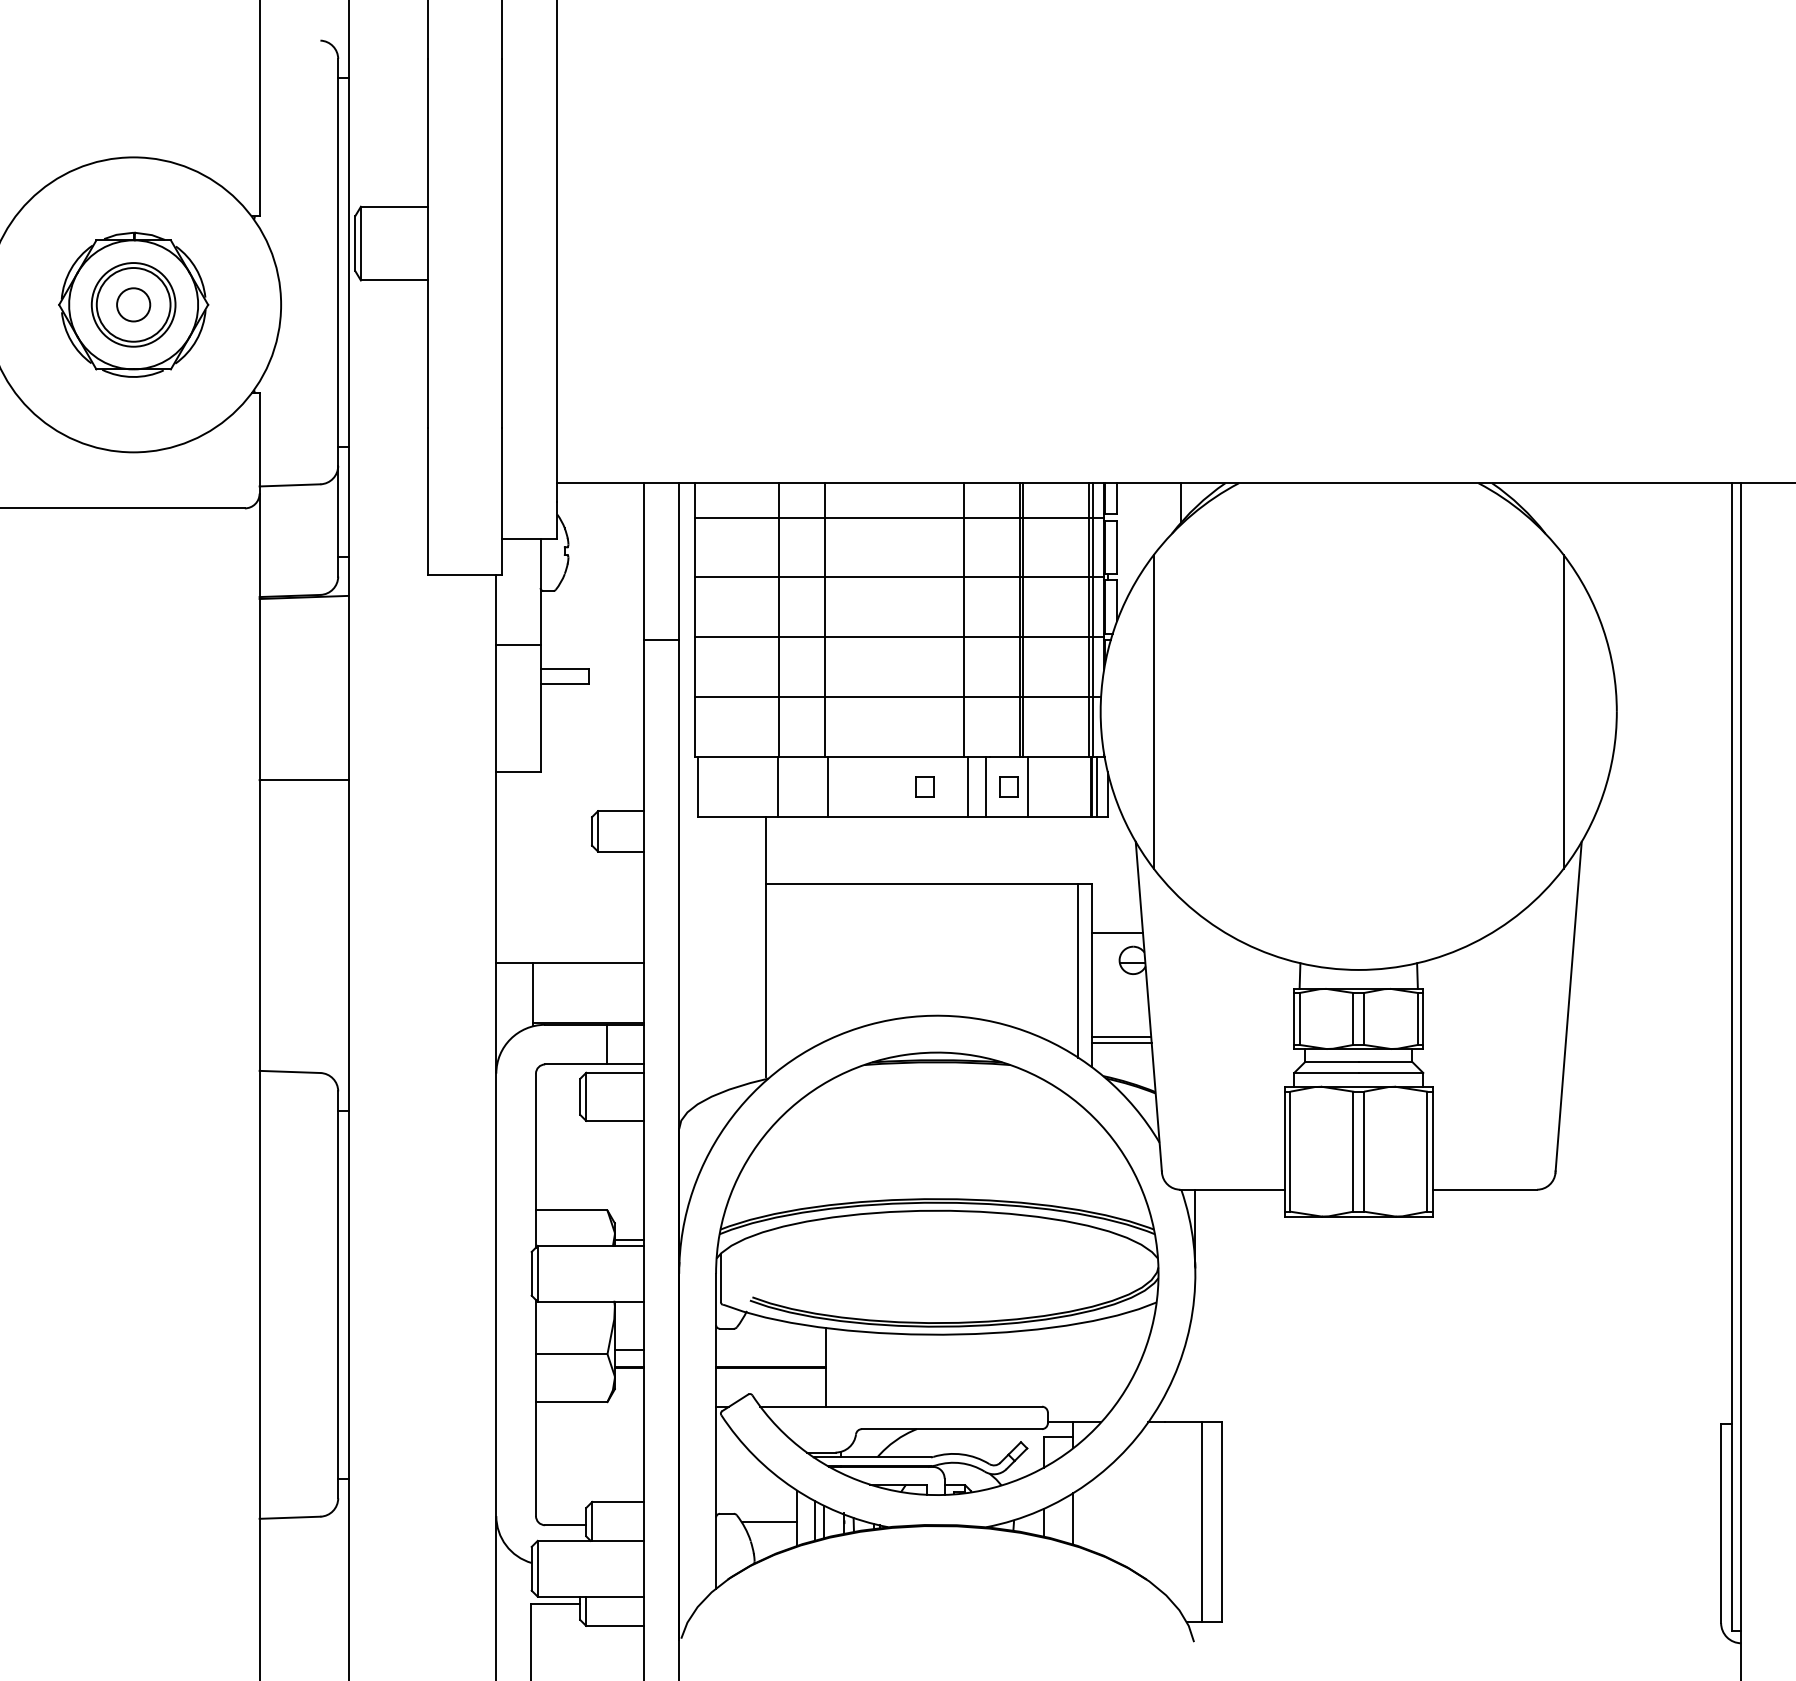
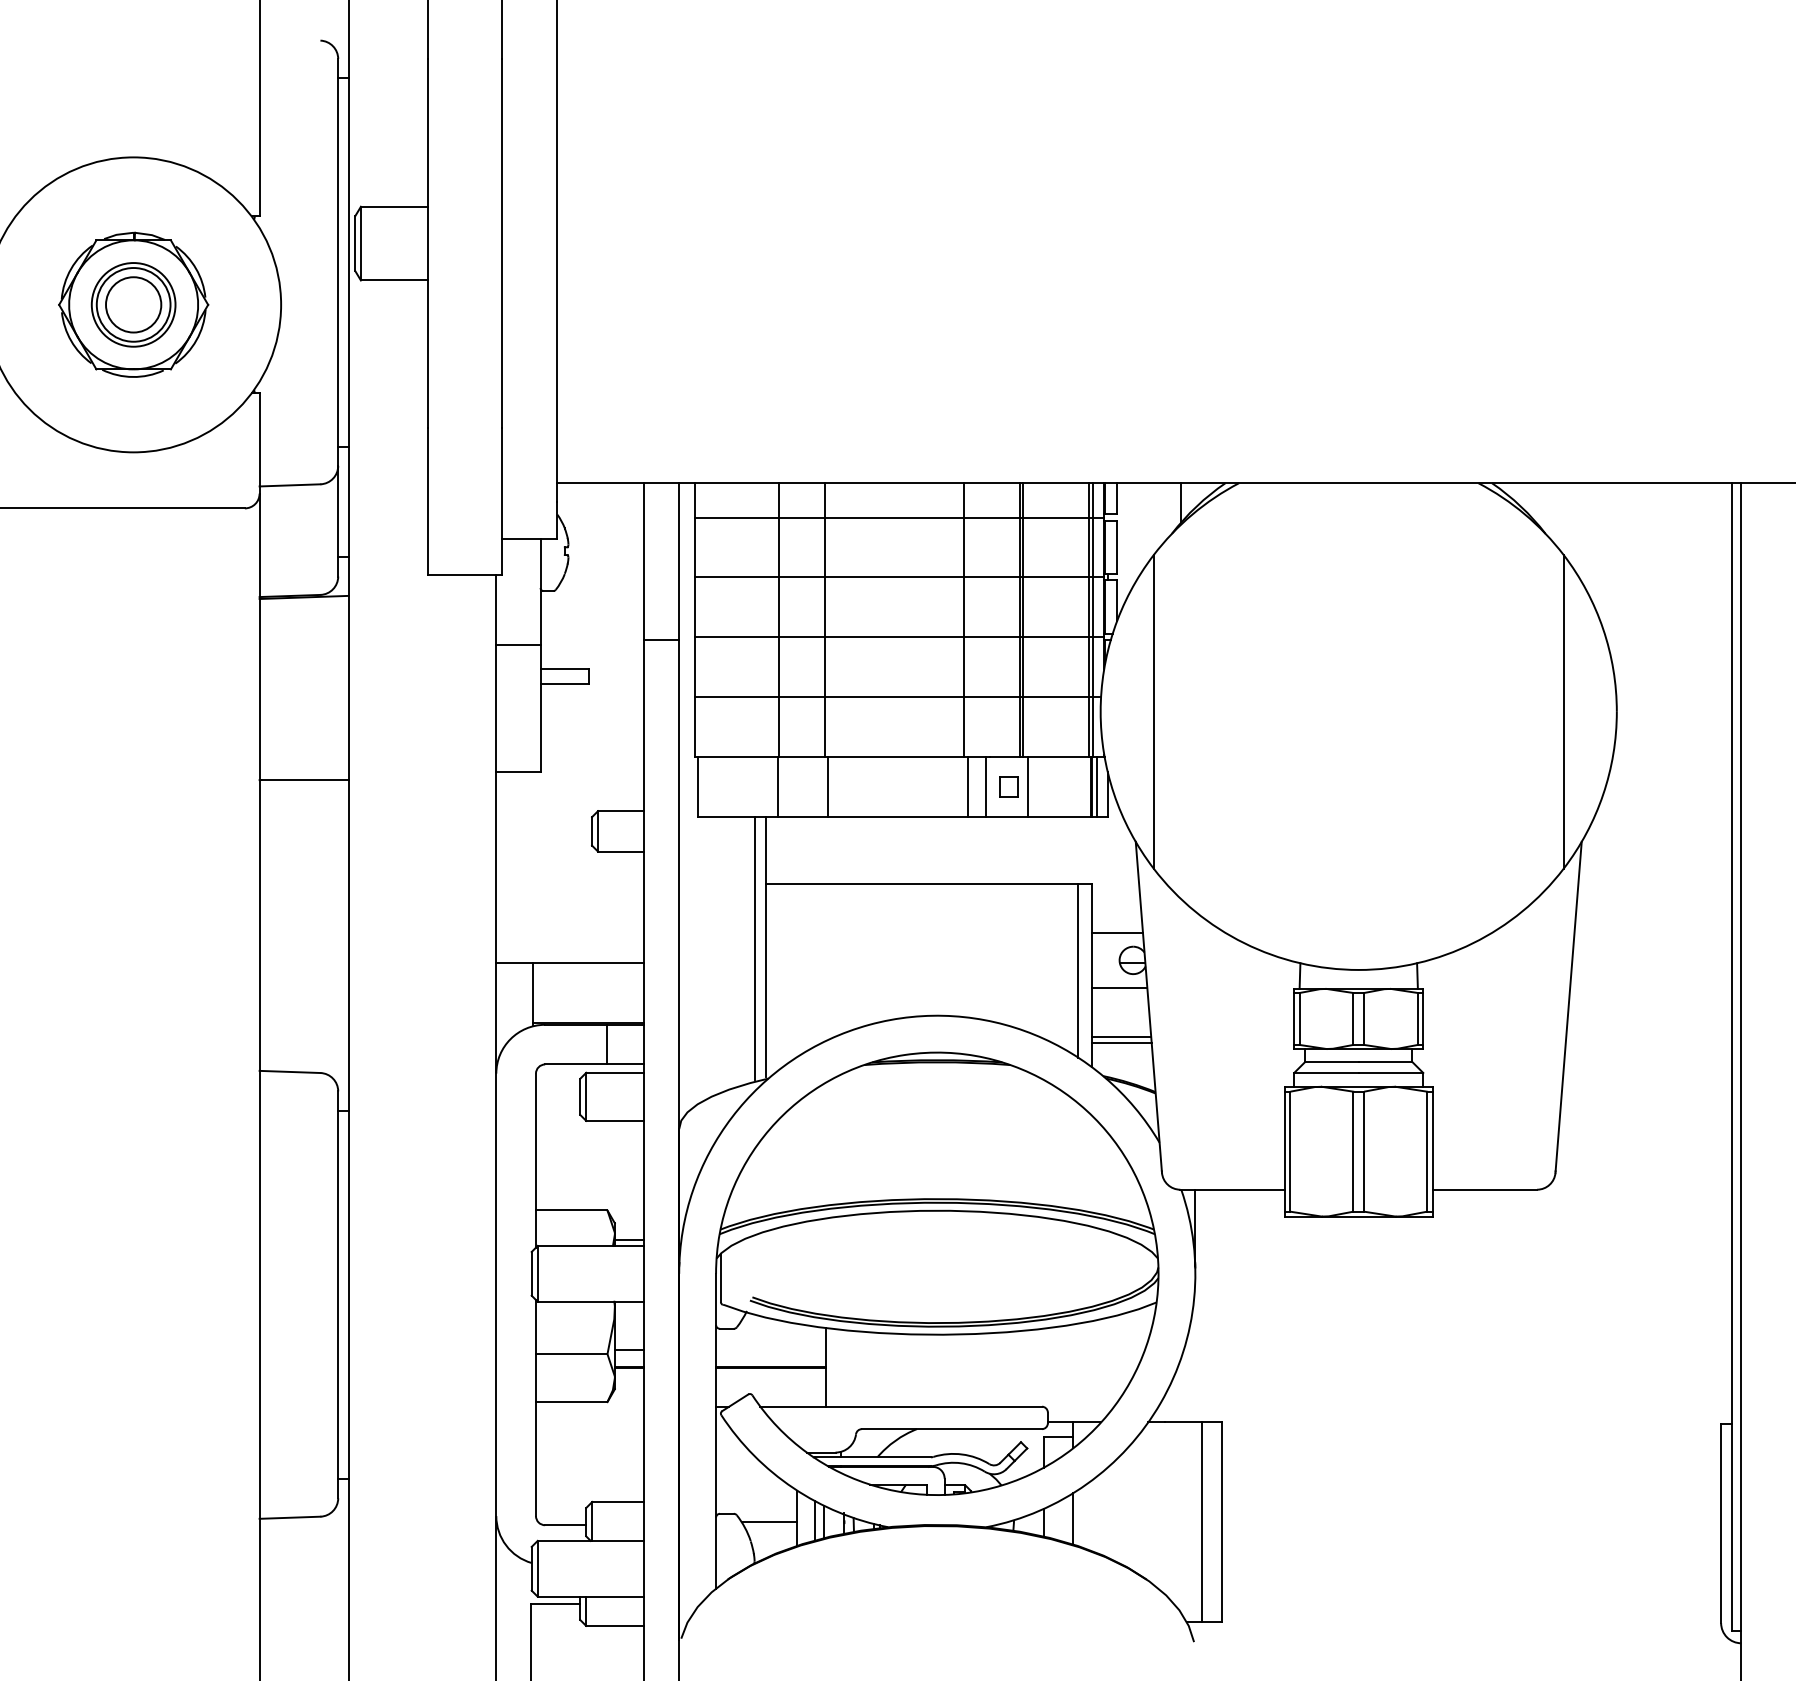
circle diameter: 33 px -> 55 px (133, 304)
part: present -> none (924, 786)
line: none -> present (754, 948)
line: none -> present (1119, 988)
